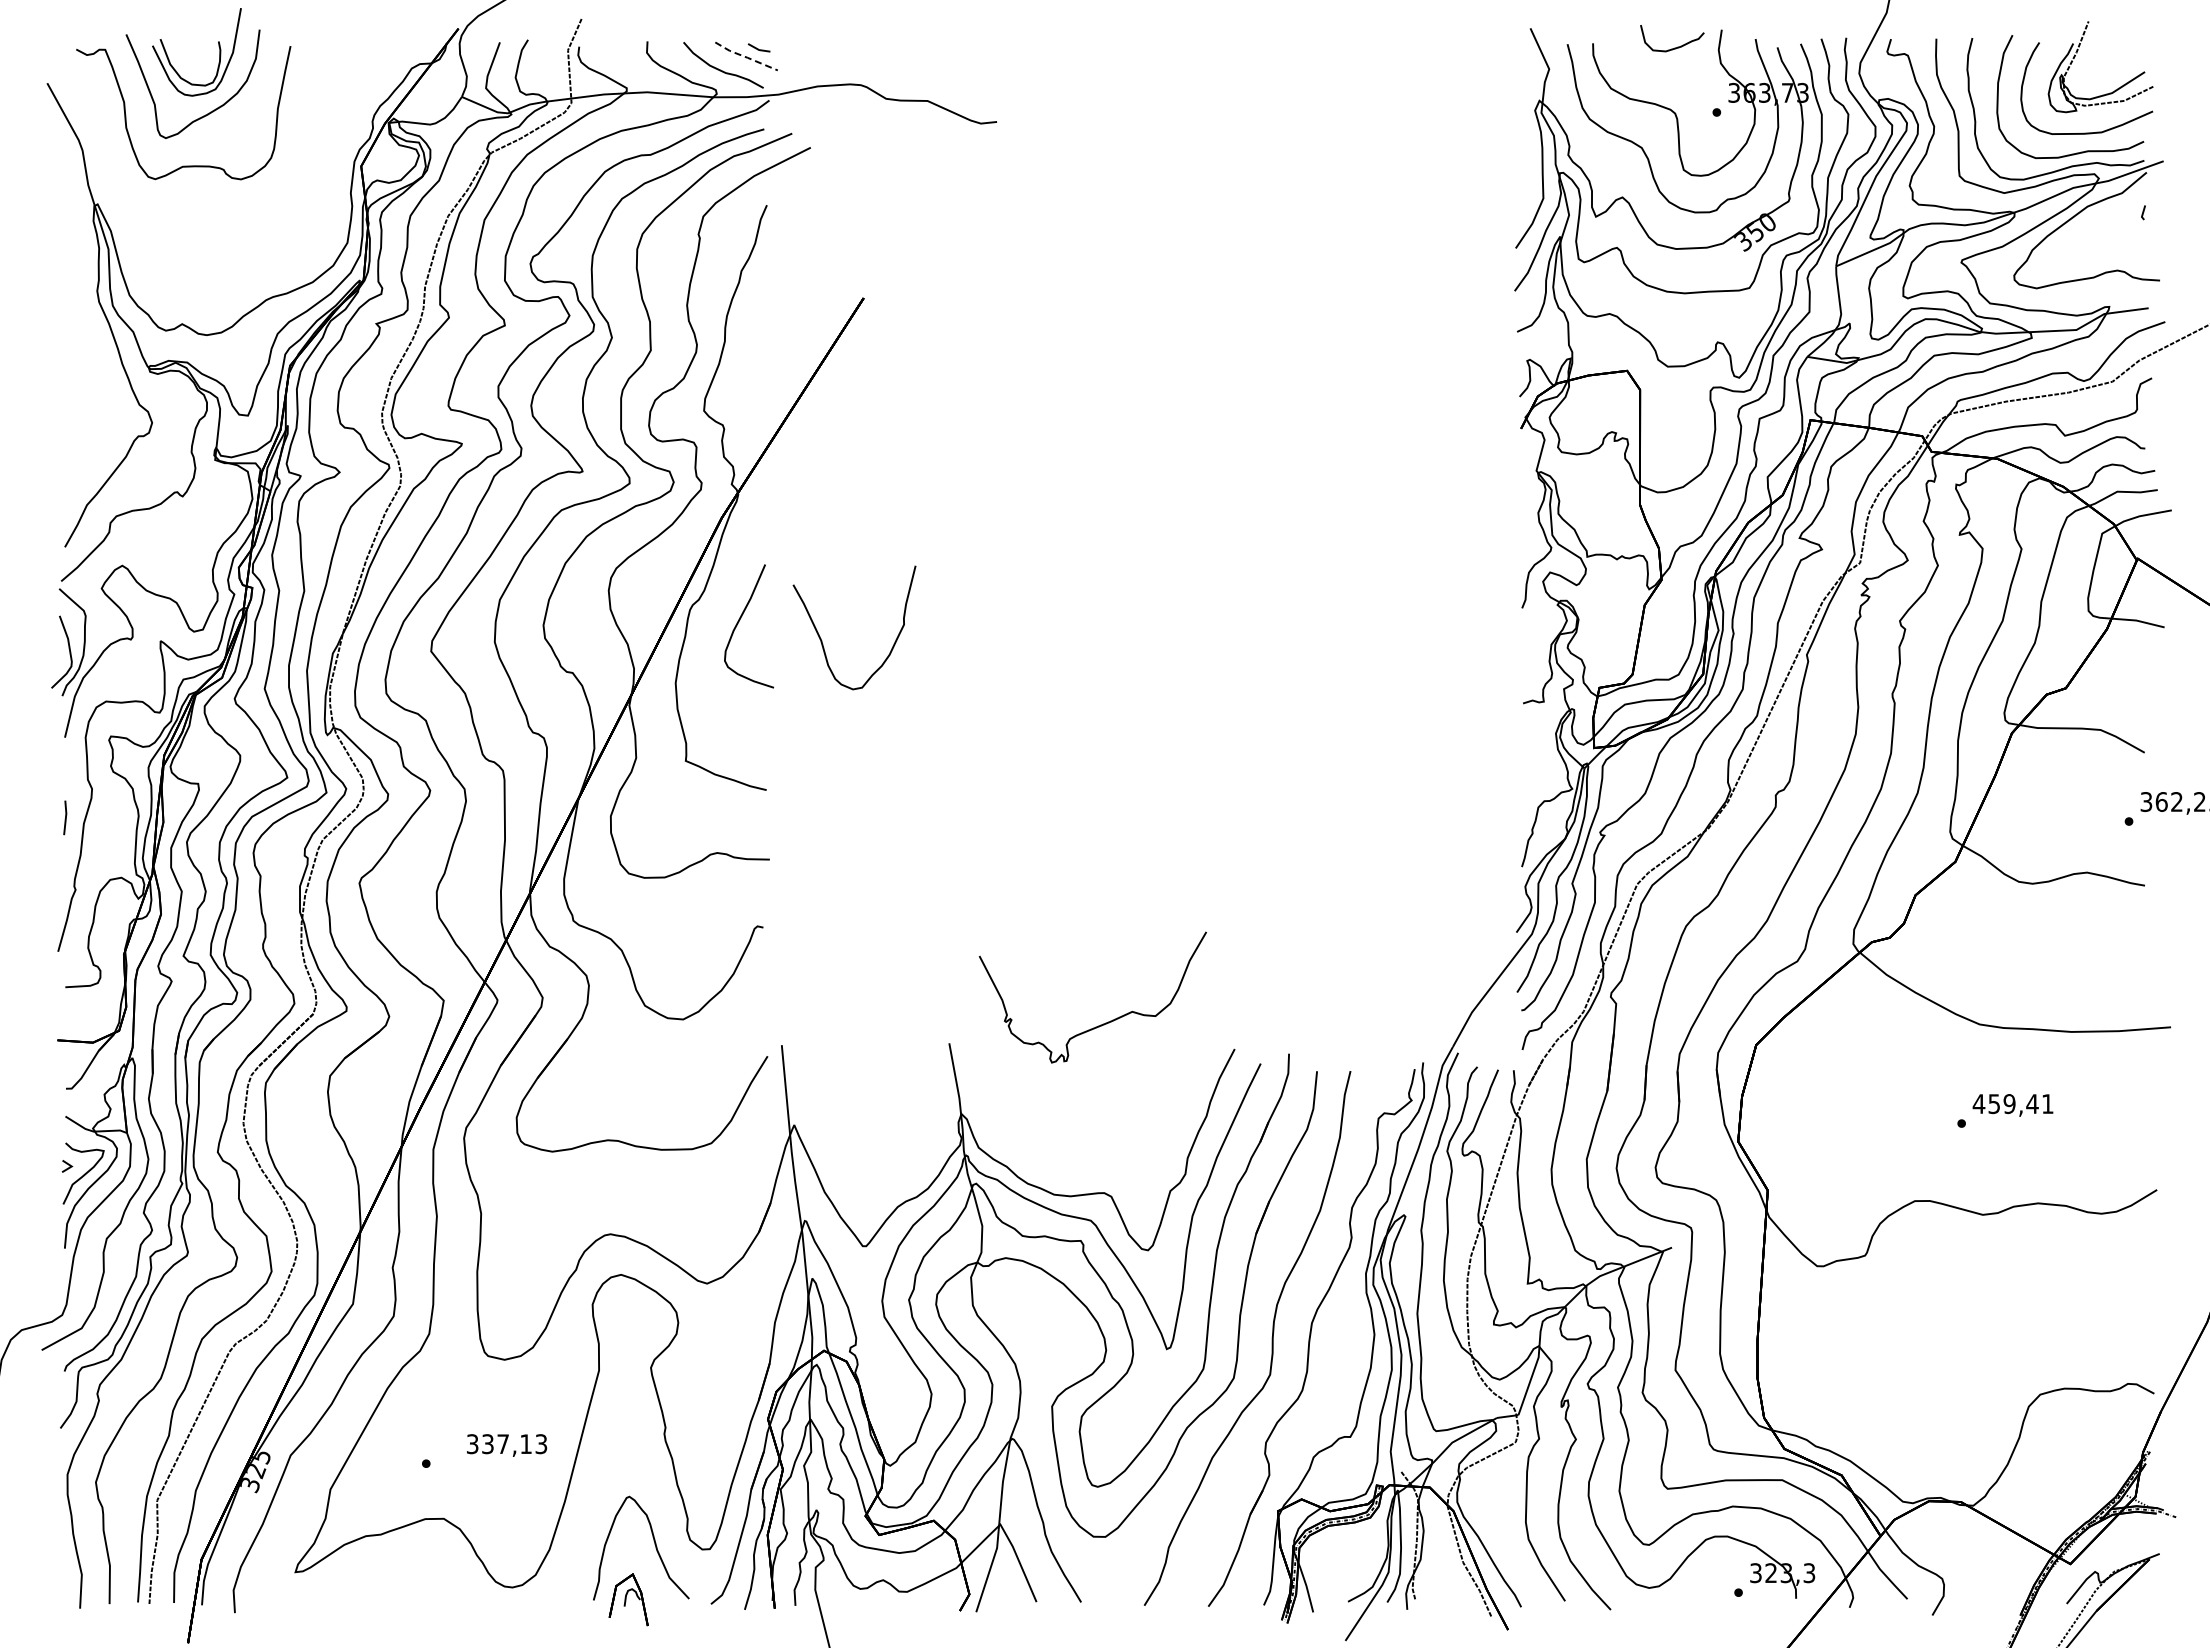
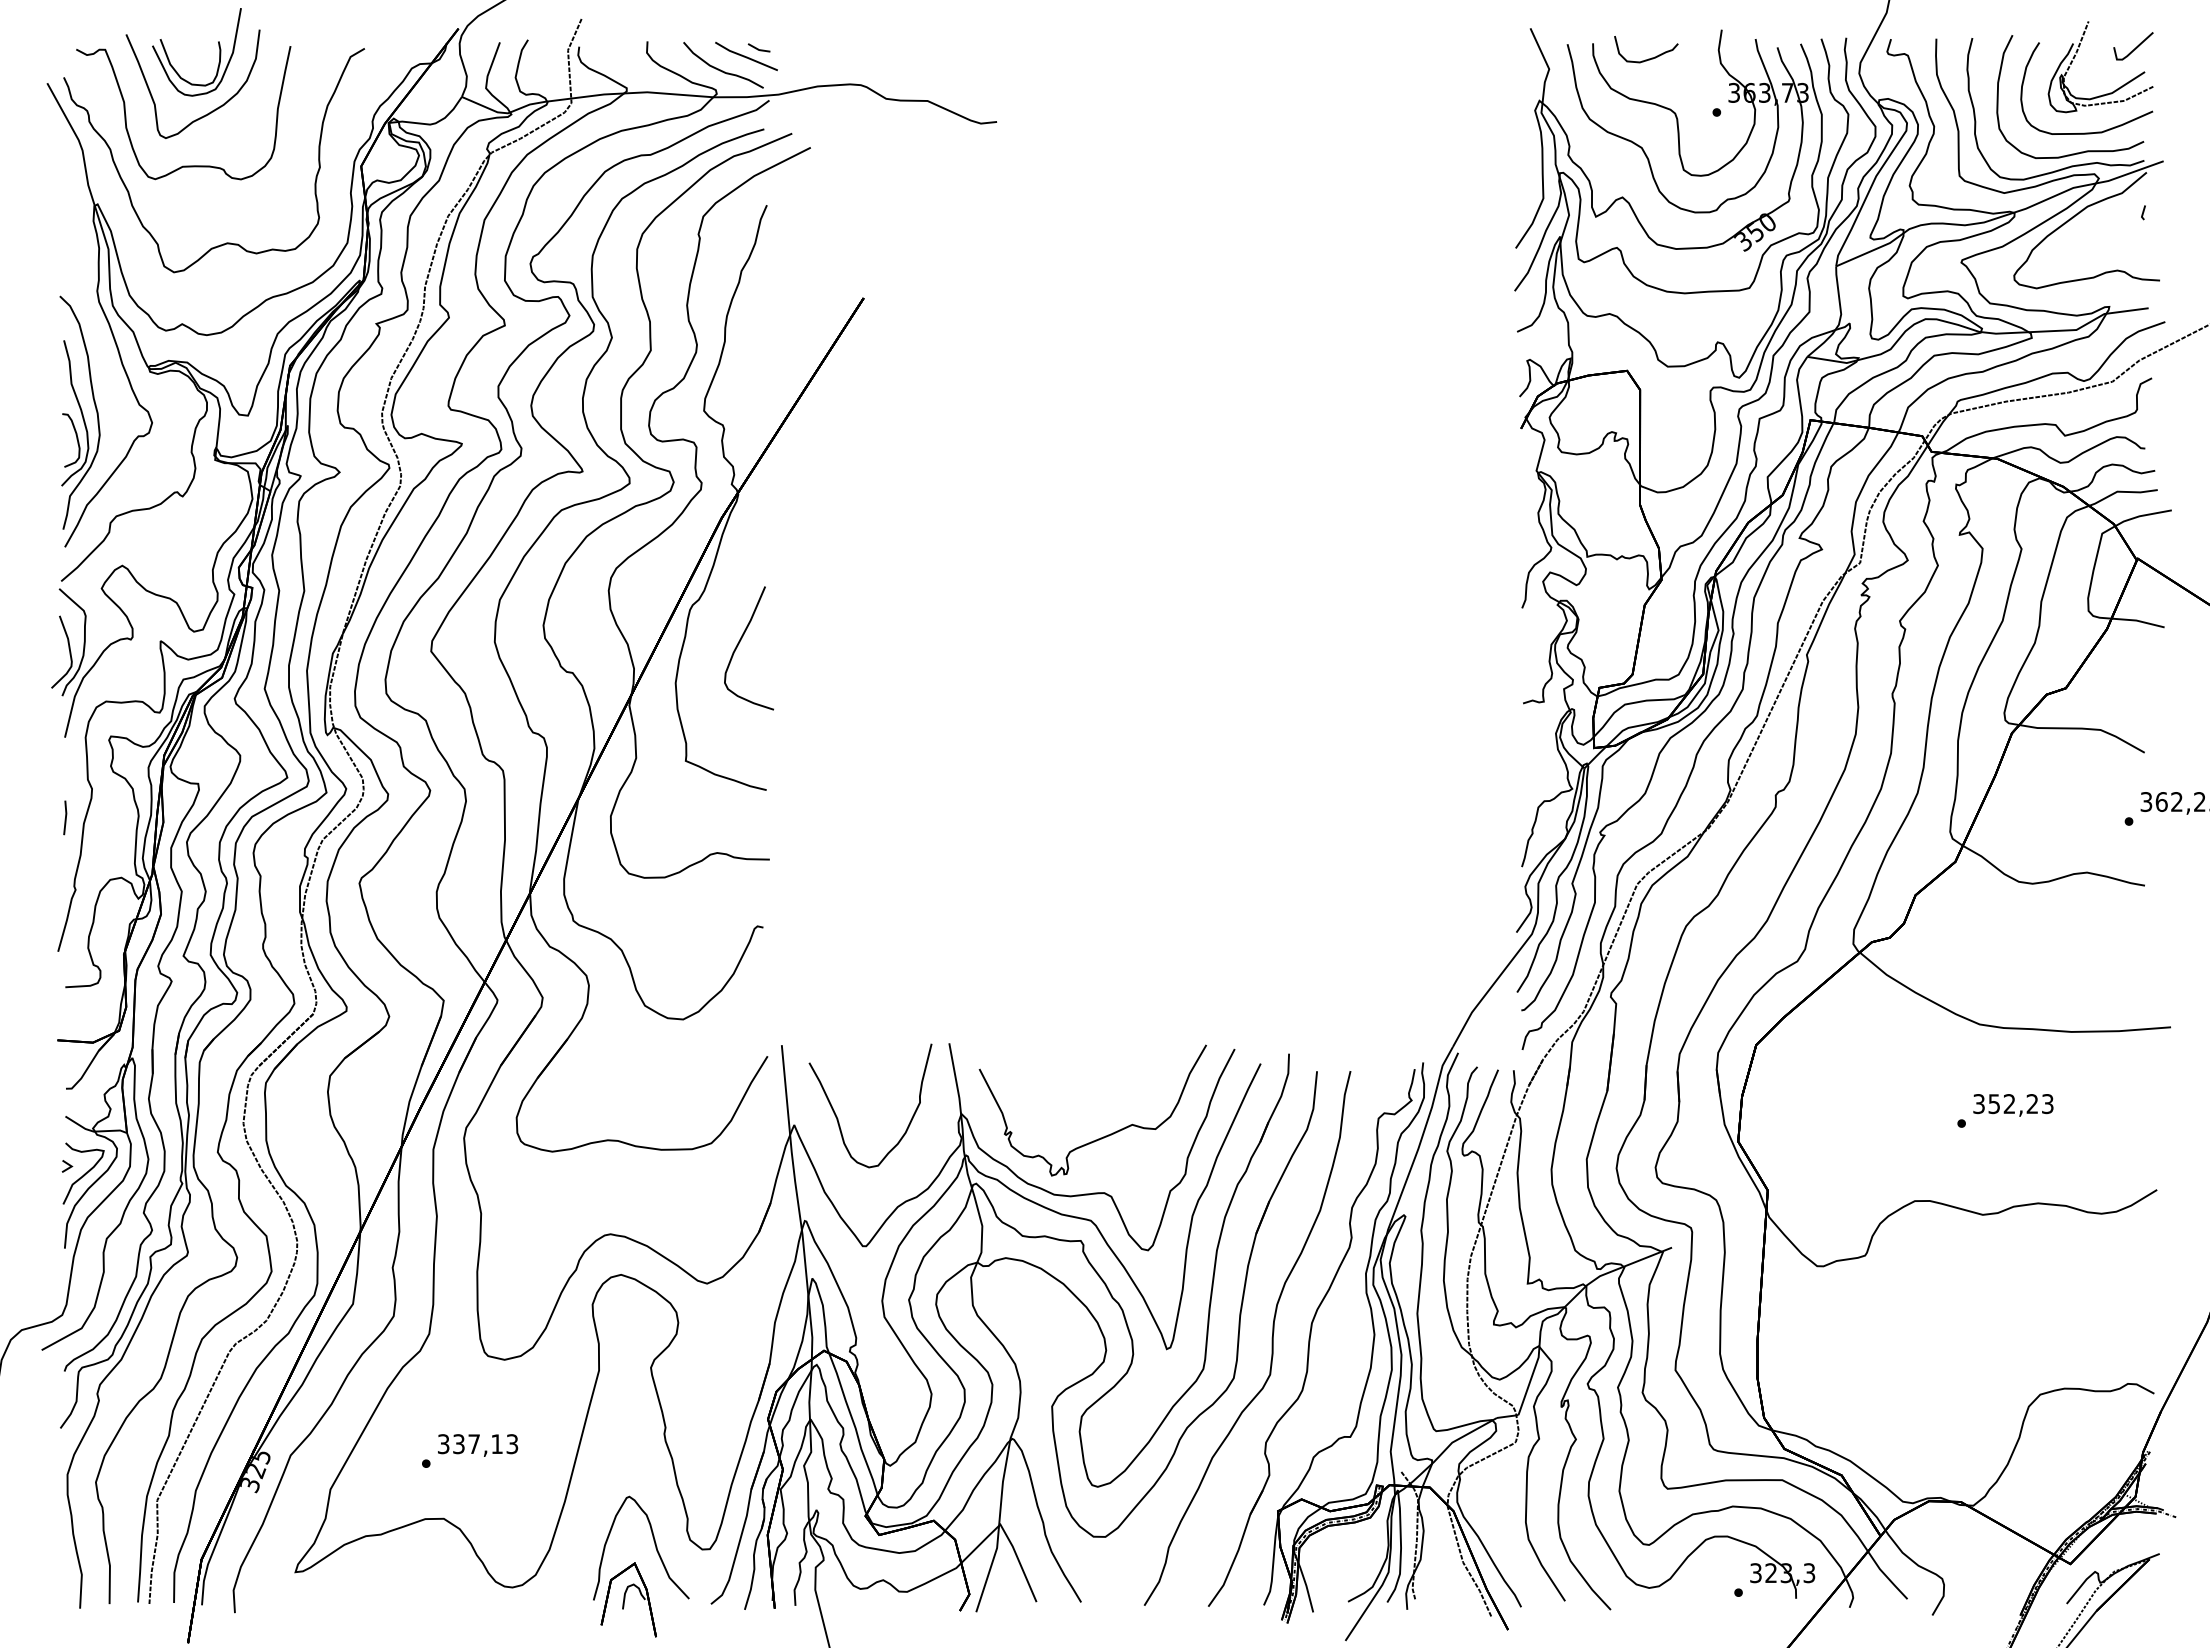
curve position: (1674, 47) -> (1648, 58) (1648, 58)
line: none -> present (2135, 47)
line: dashed -> solid (745, 57)
curve: none -> present (226, 242)
part: none -> present (79, 412)
curve position: (740, 620) -> (740, 642) (740, 642)
curve position: (822, 640) -> (838, 1118) (838, 1118)
curve position: (1100, 1024) -> (1100, 1137) (1100, 1137)
text: 459,41 -> 352,23 (2012, 1104)
text position: (507, 1445) -> (478, 1445) (478, 1445)
part size: 41x54 px -> 57x76 px (628, 1599)
